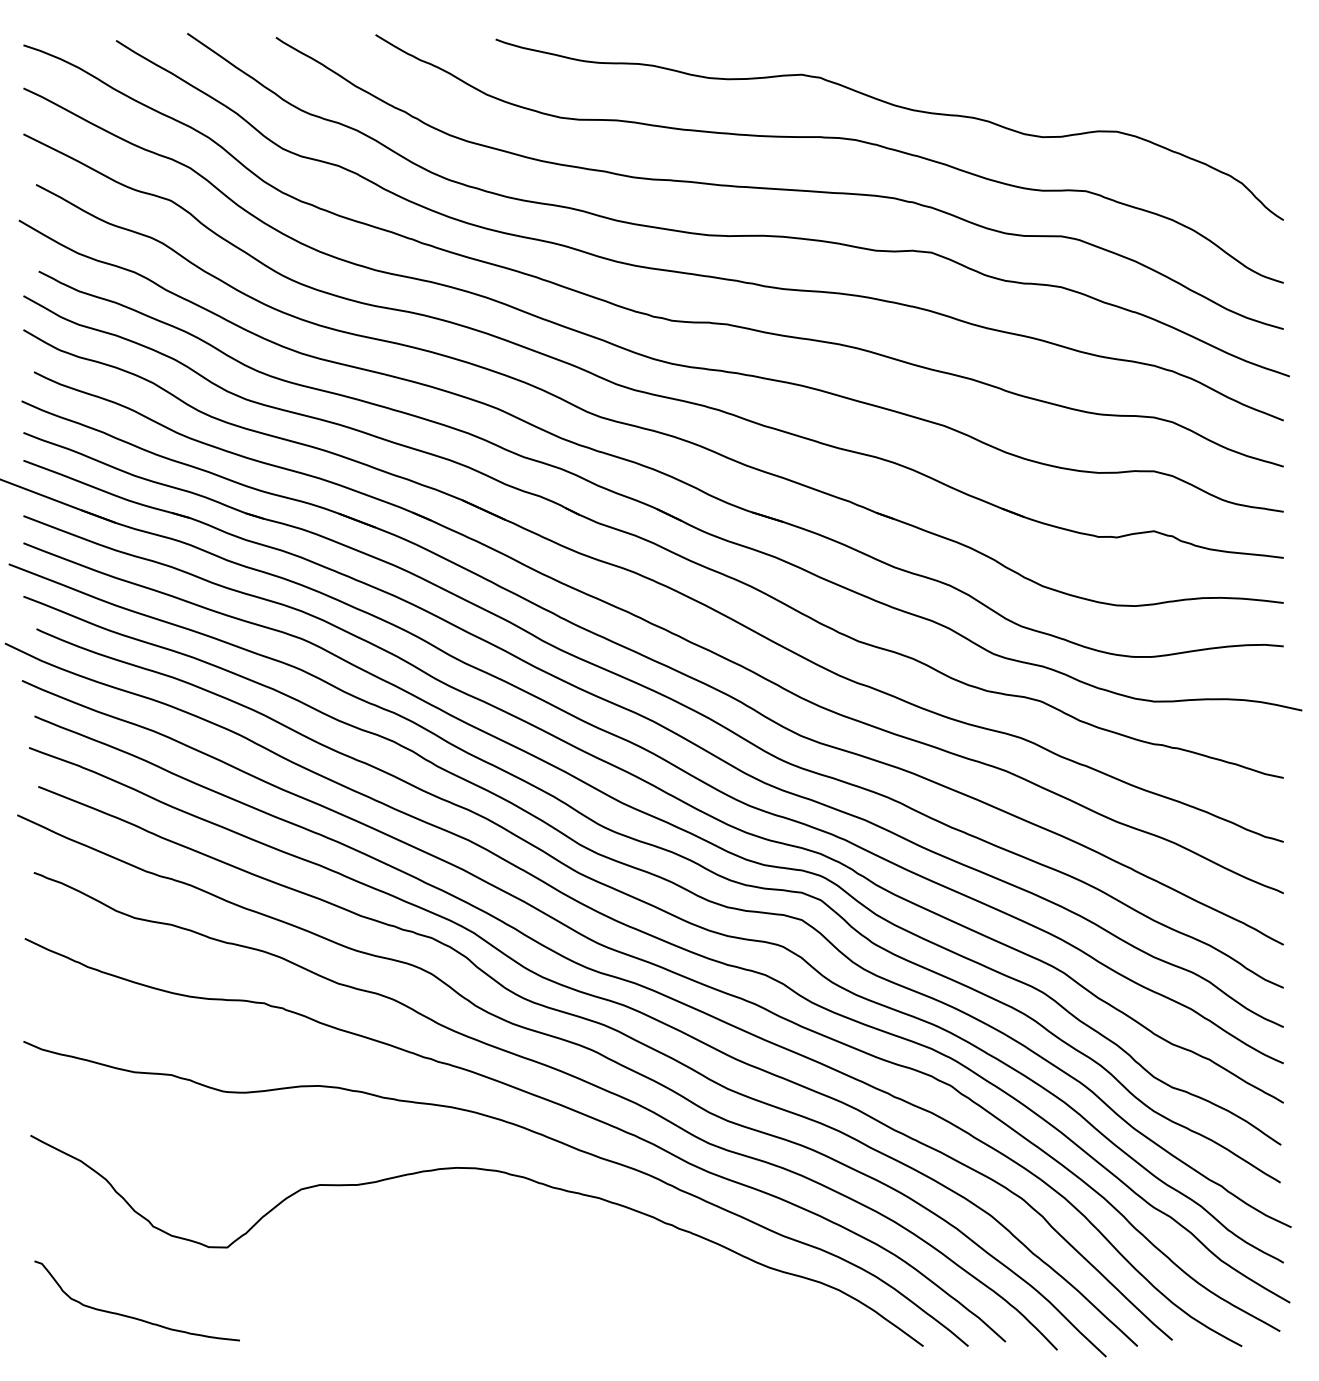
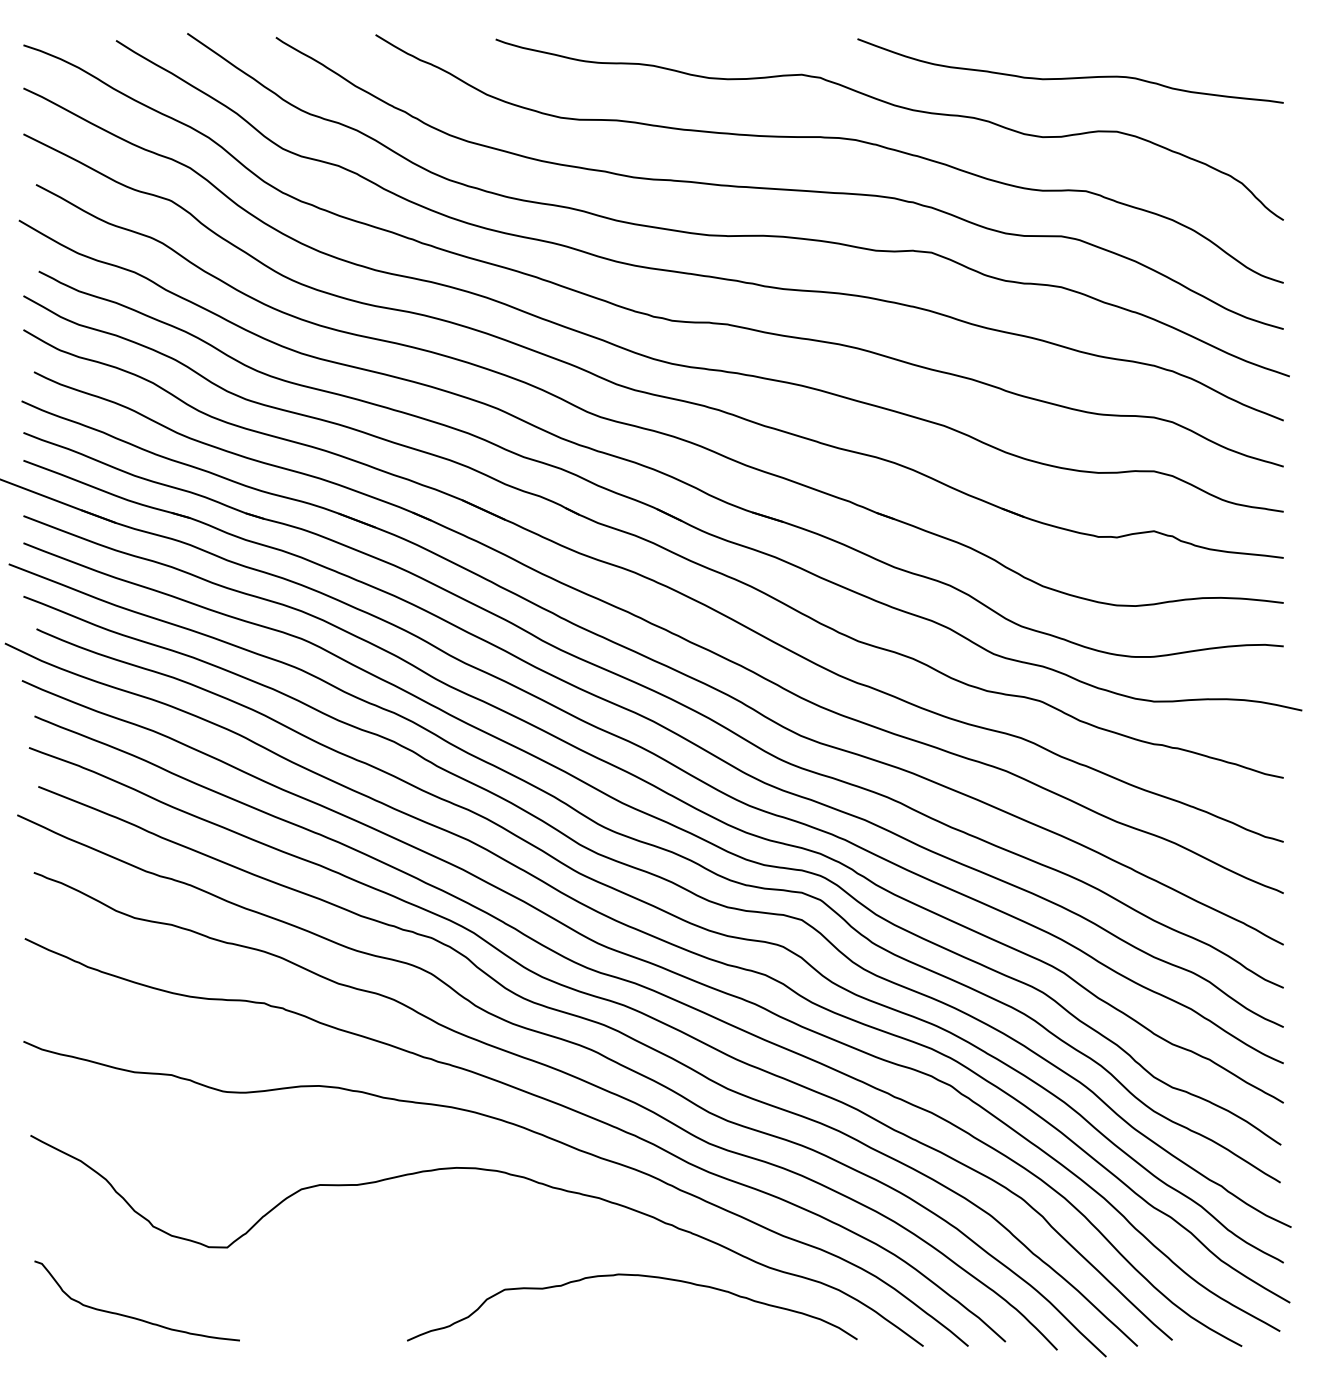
curve: none -> present (1070, 77)
curve: none -> present (635, 1276)
